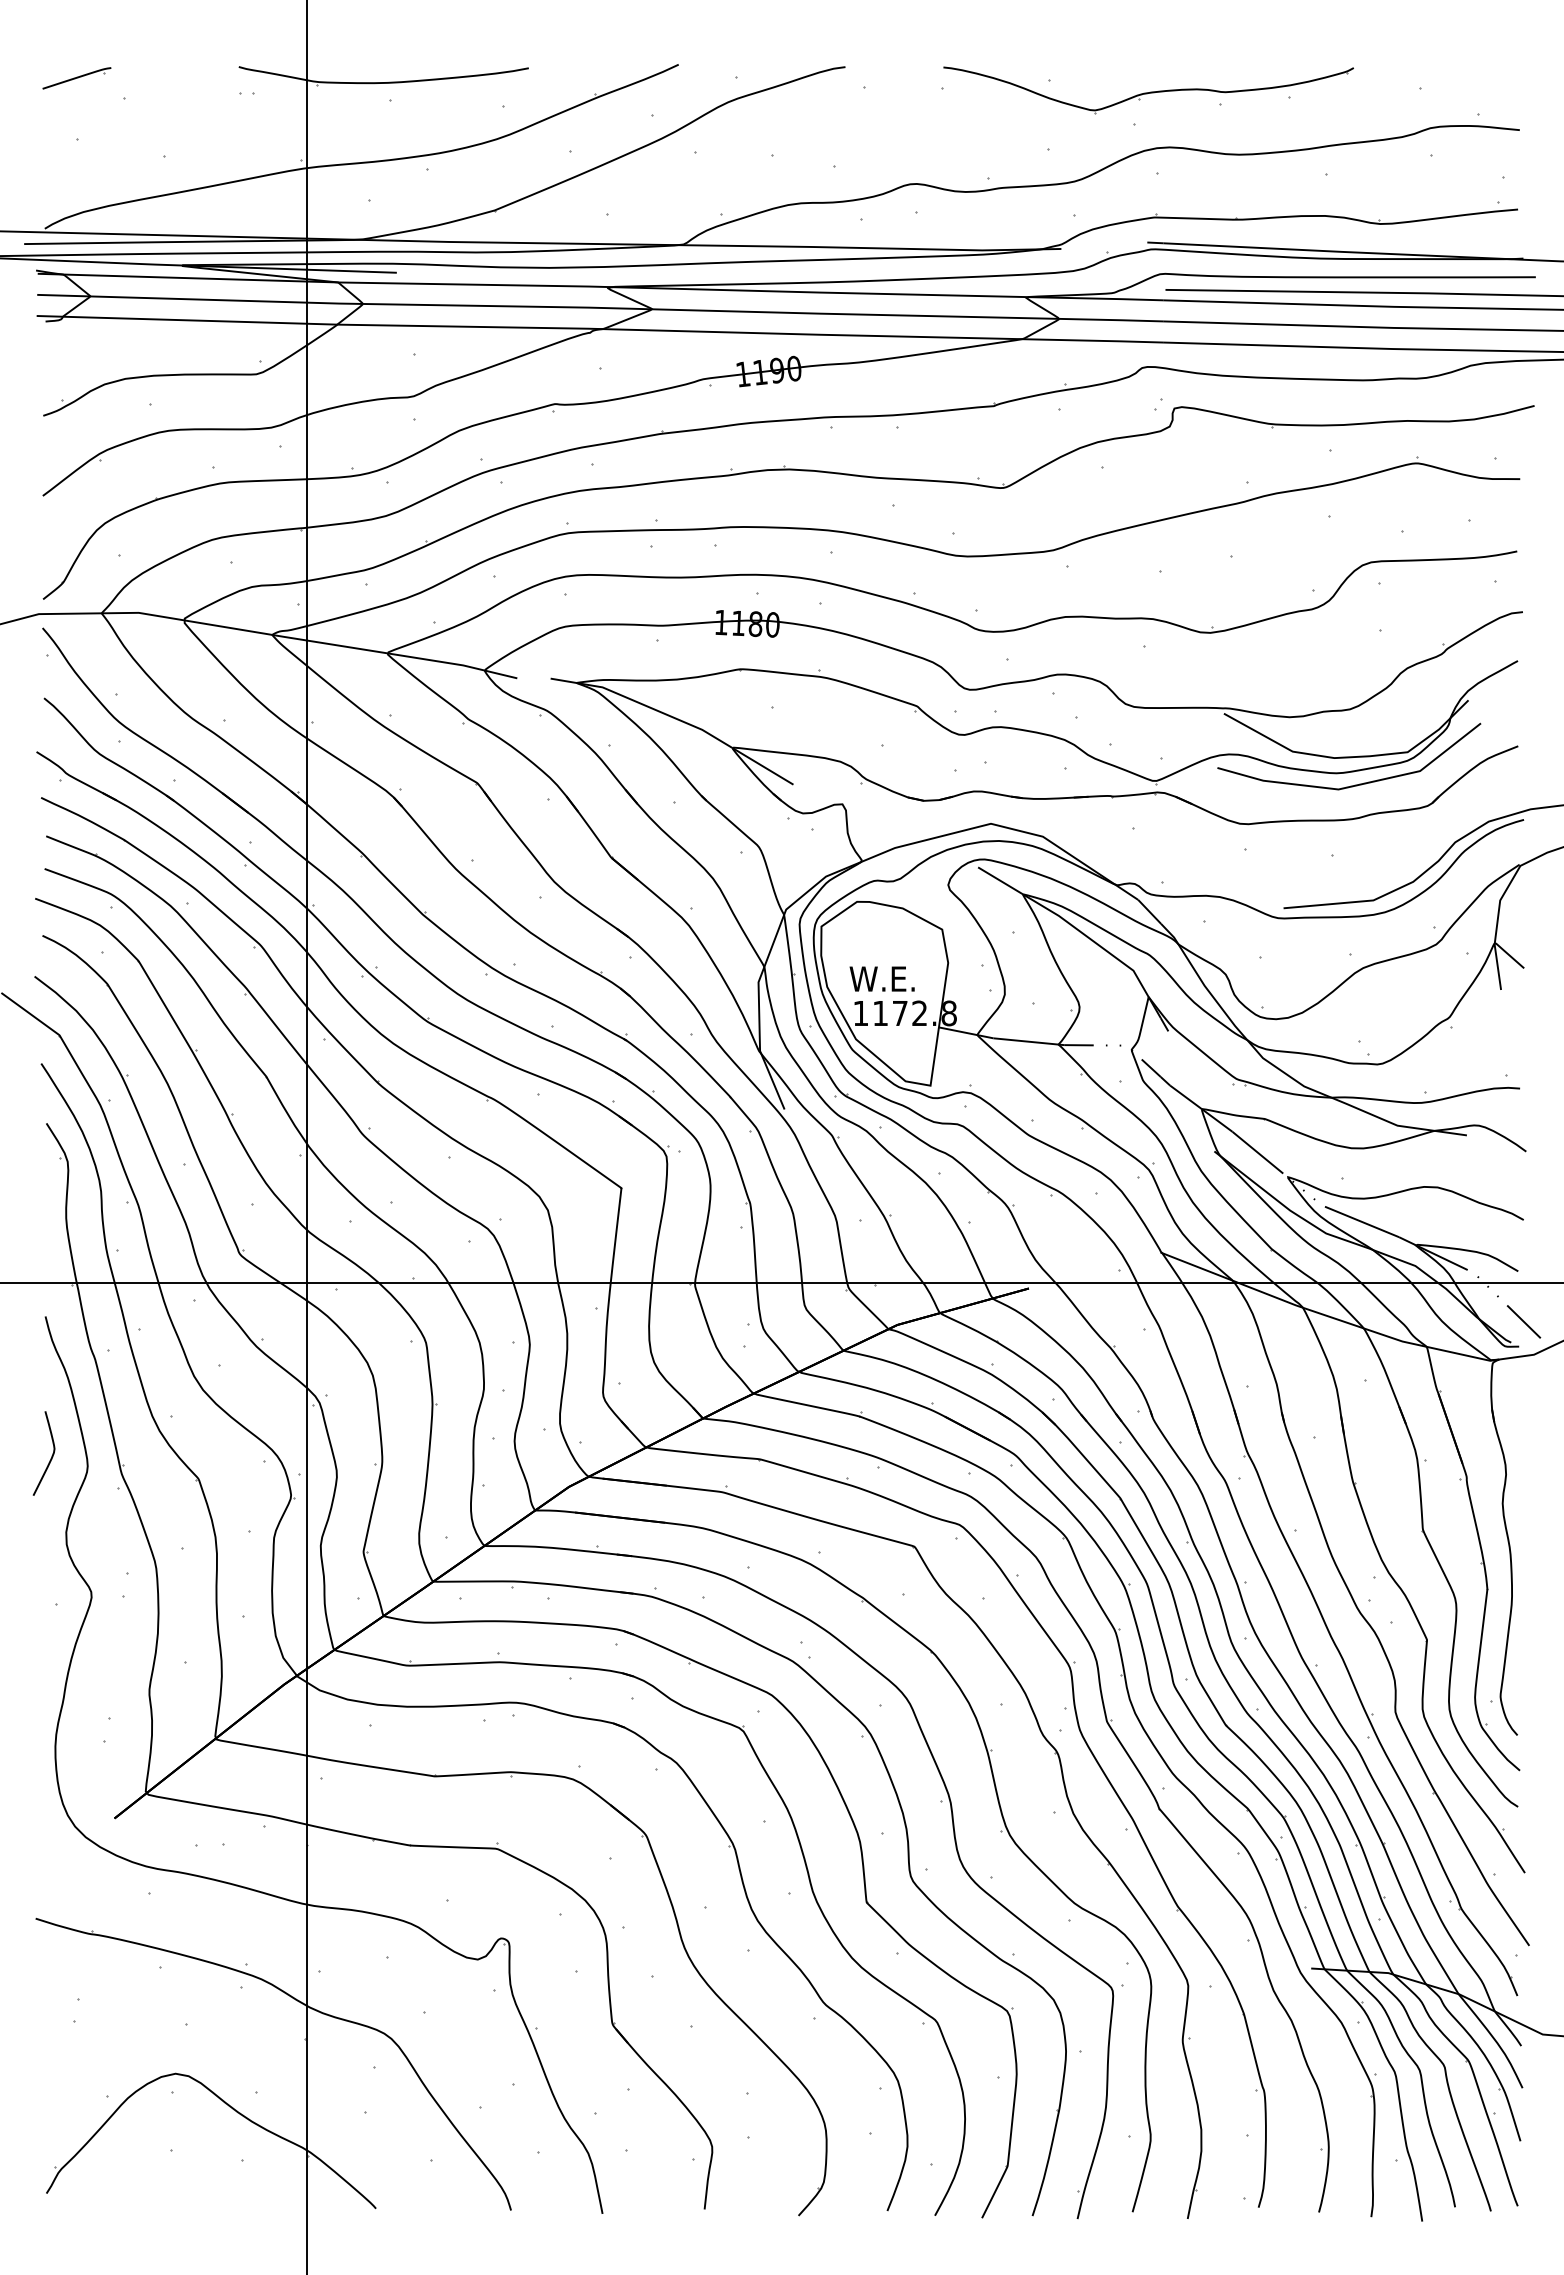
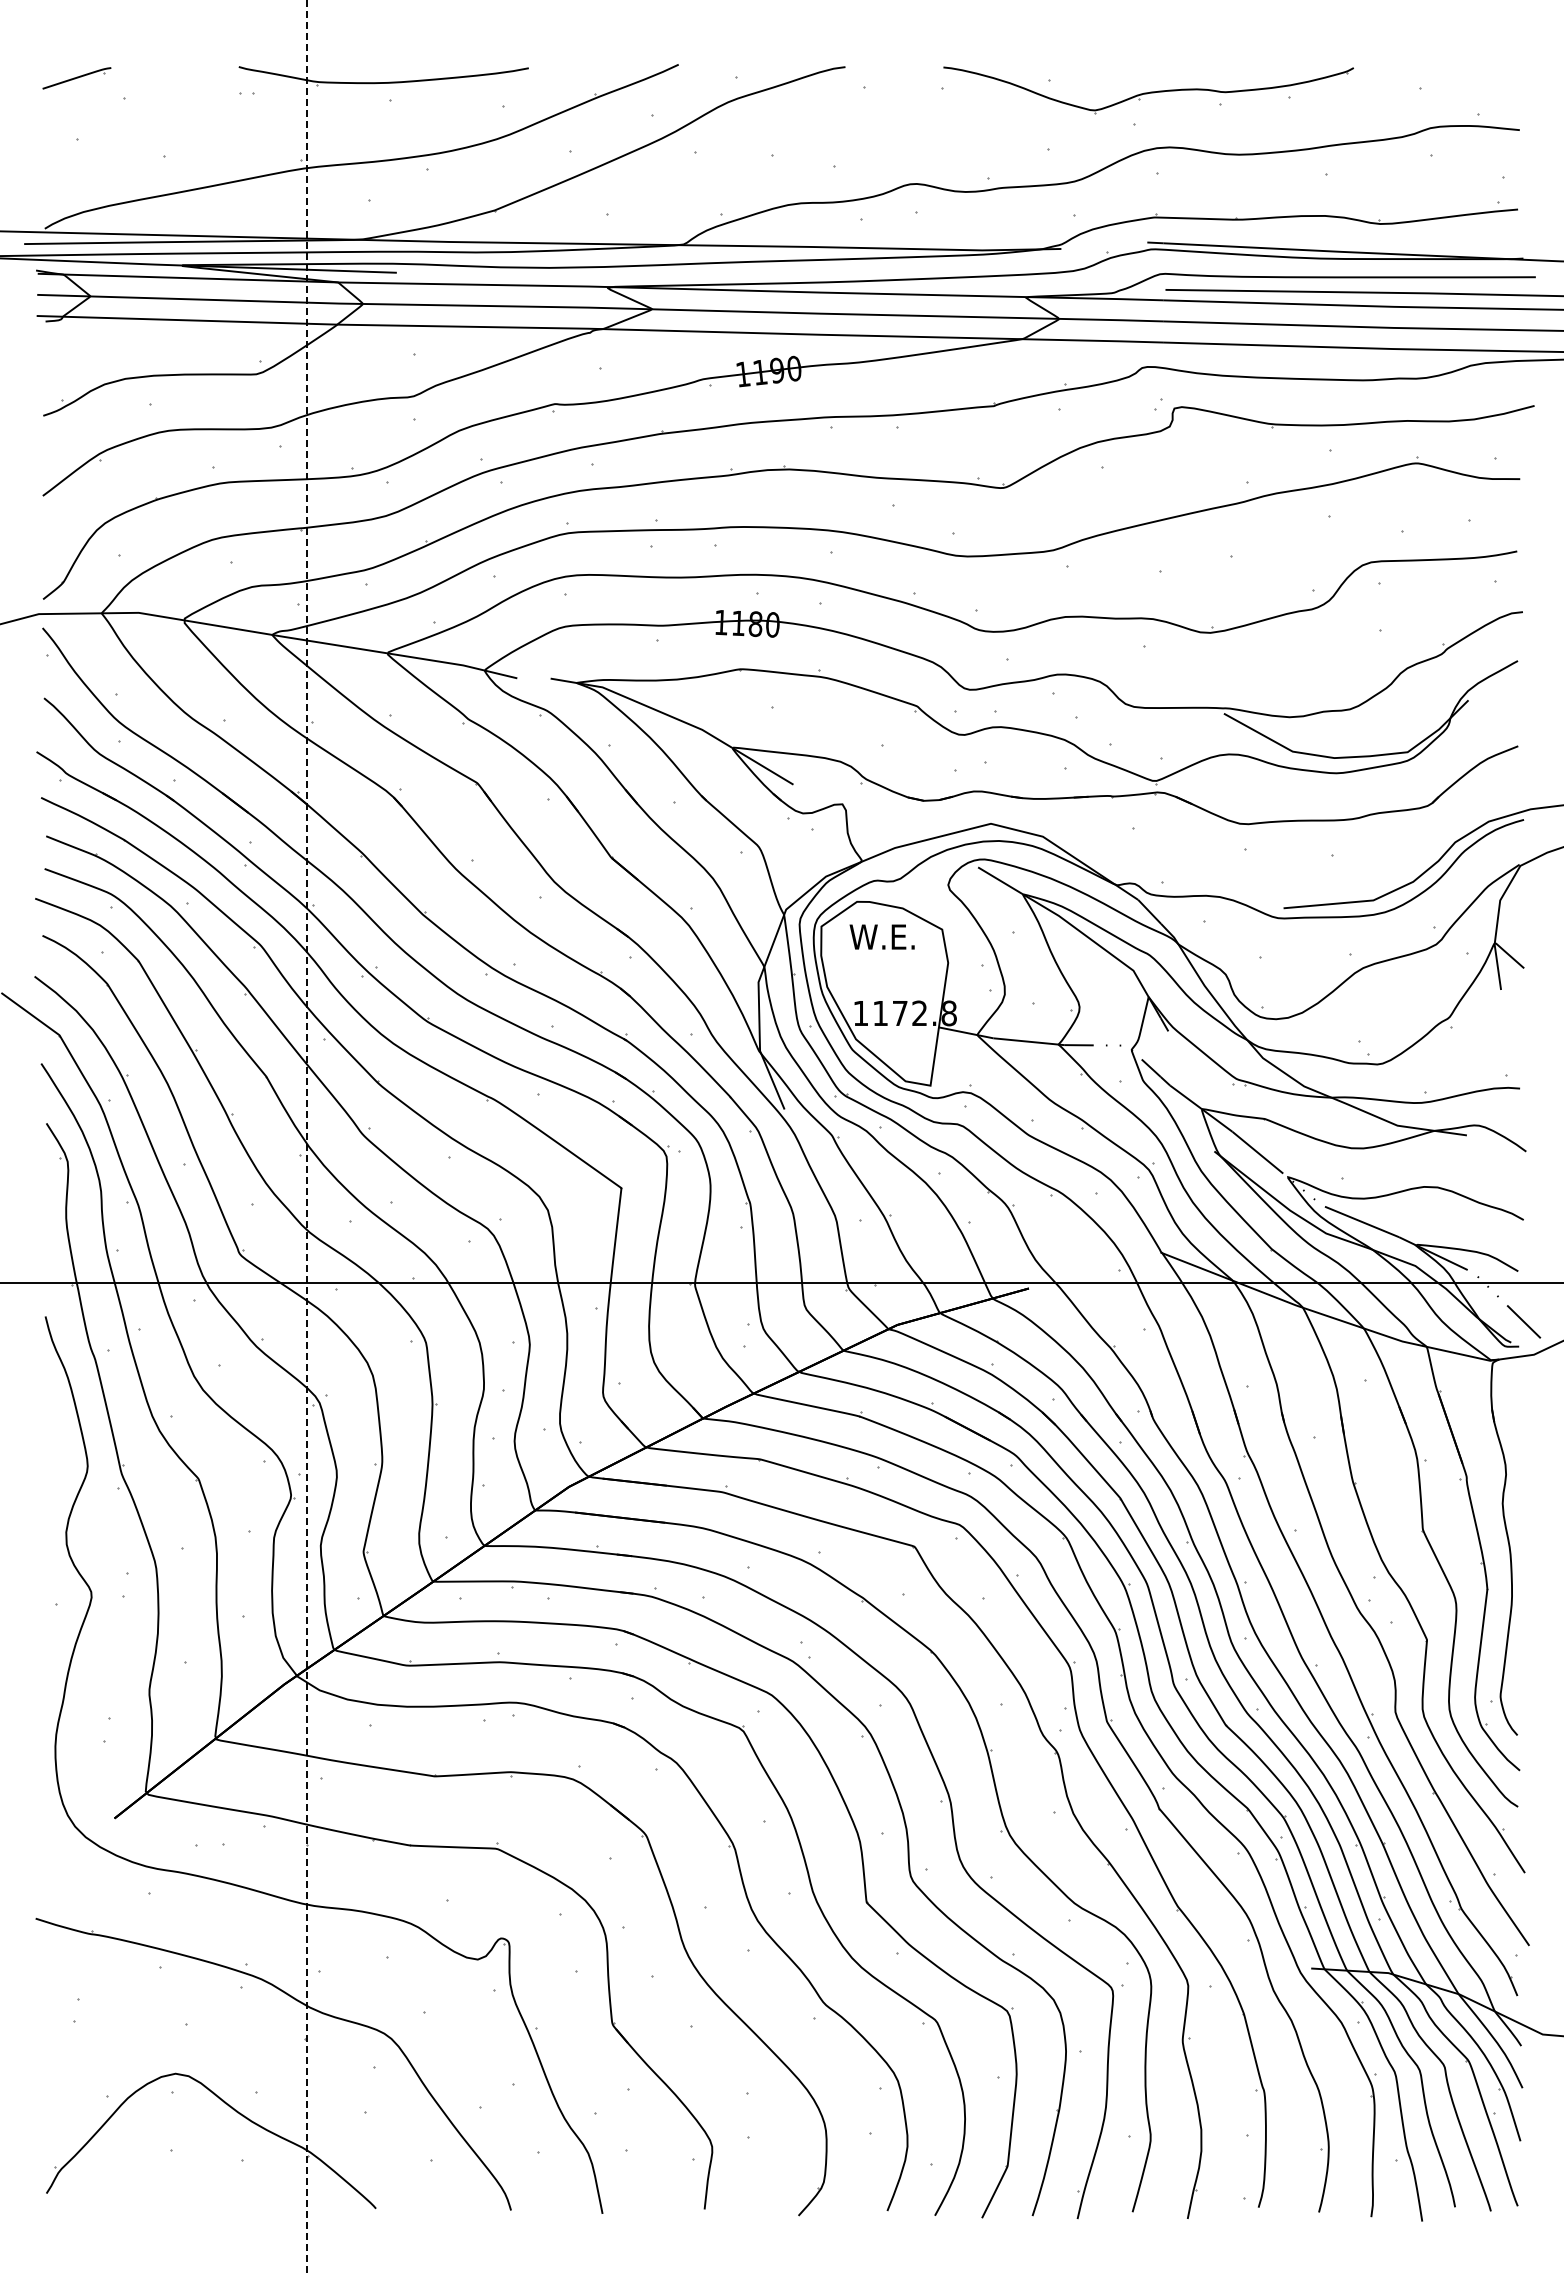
line: present -> none (1355, 784)
text position: (881, 978) -> (881, 936) (881, 936)
line: solid -> dashed (307, 1137)
curve: present -> none (51, 1455)
